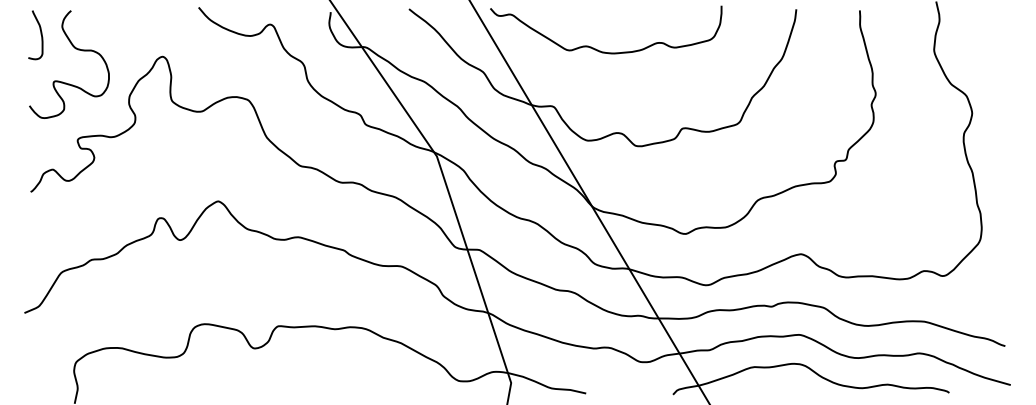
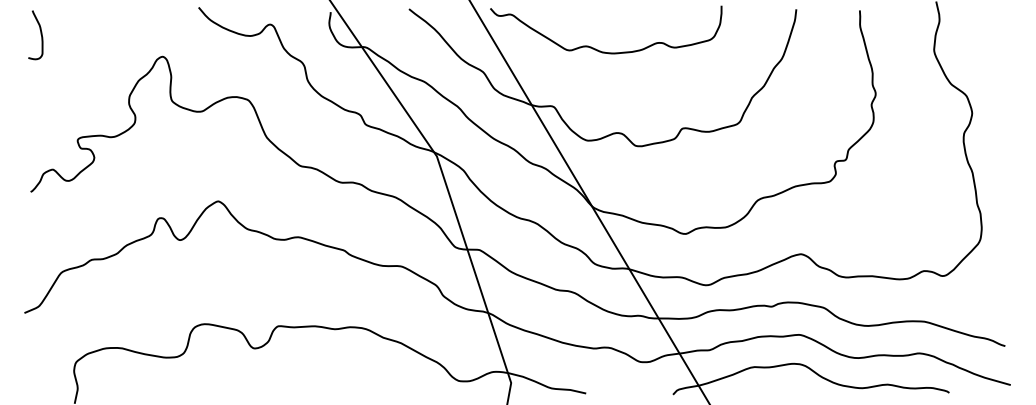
curve: present -> none (75, 49)
